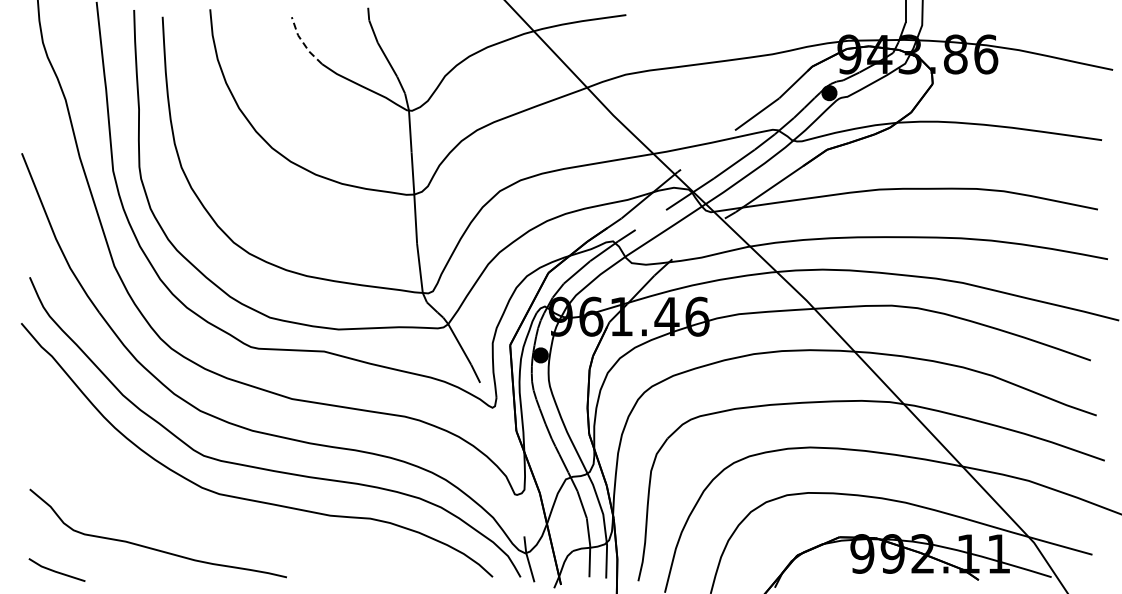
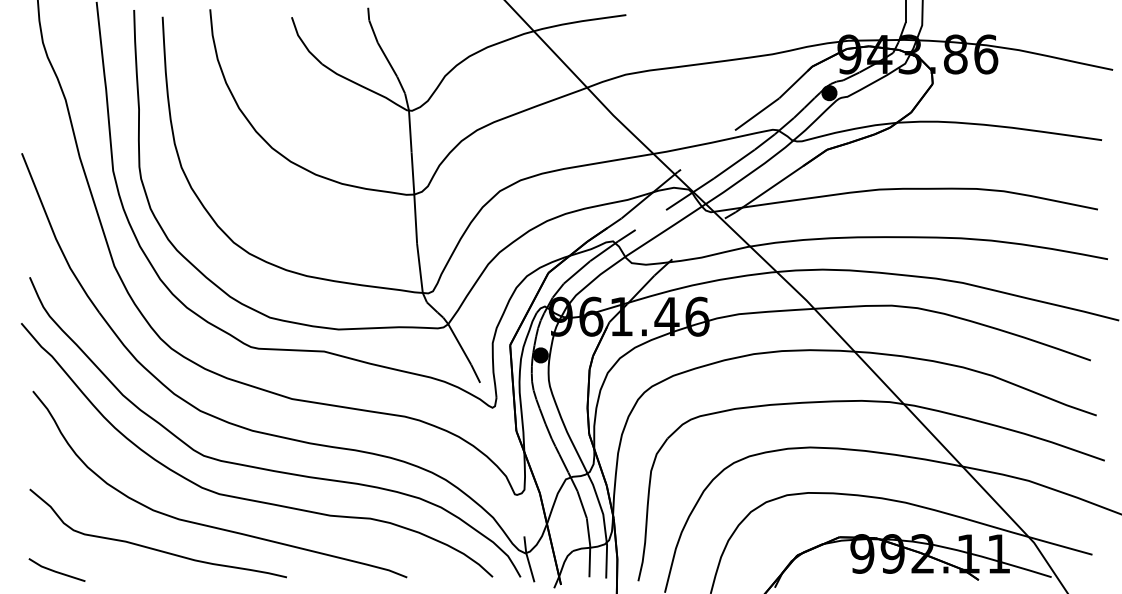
line: dashed -> solid (303, 42)
curve: none -> present (210, 525)
